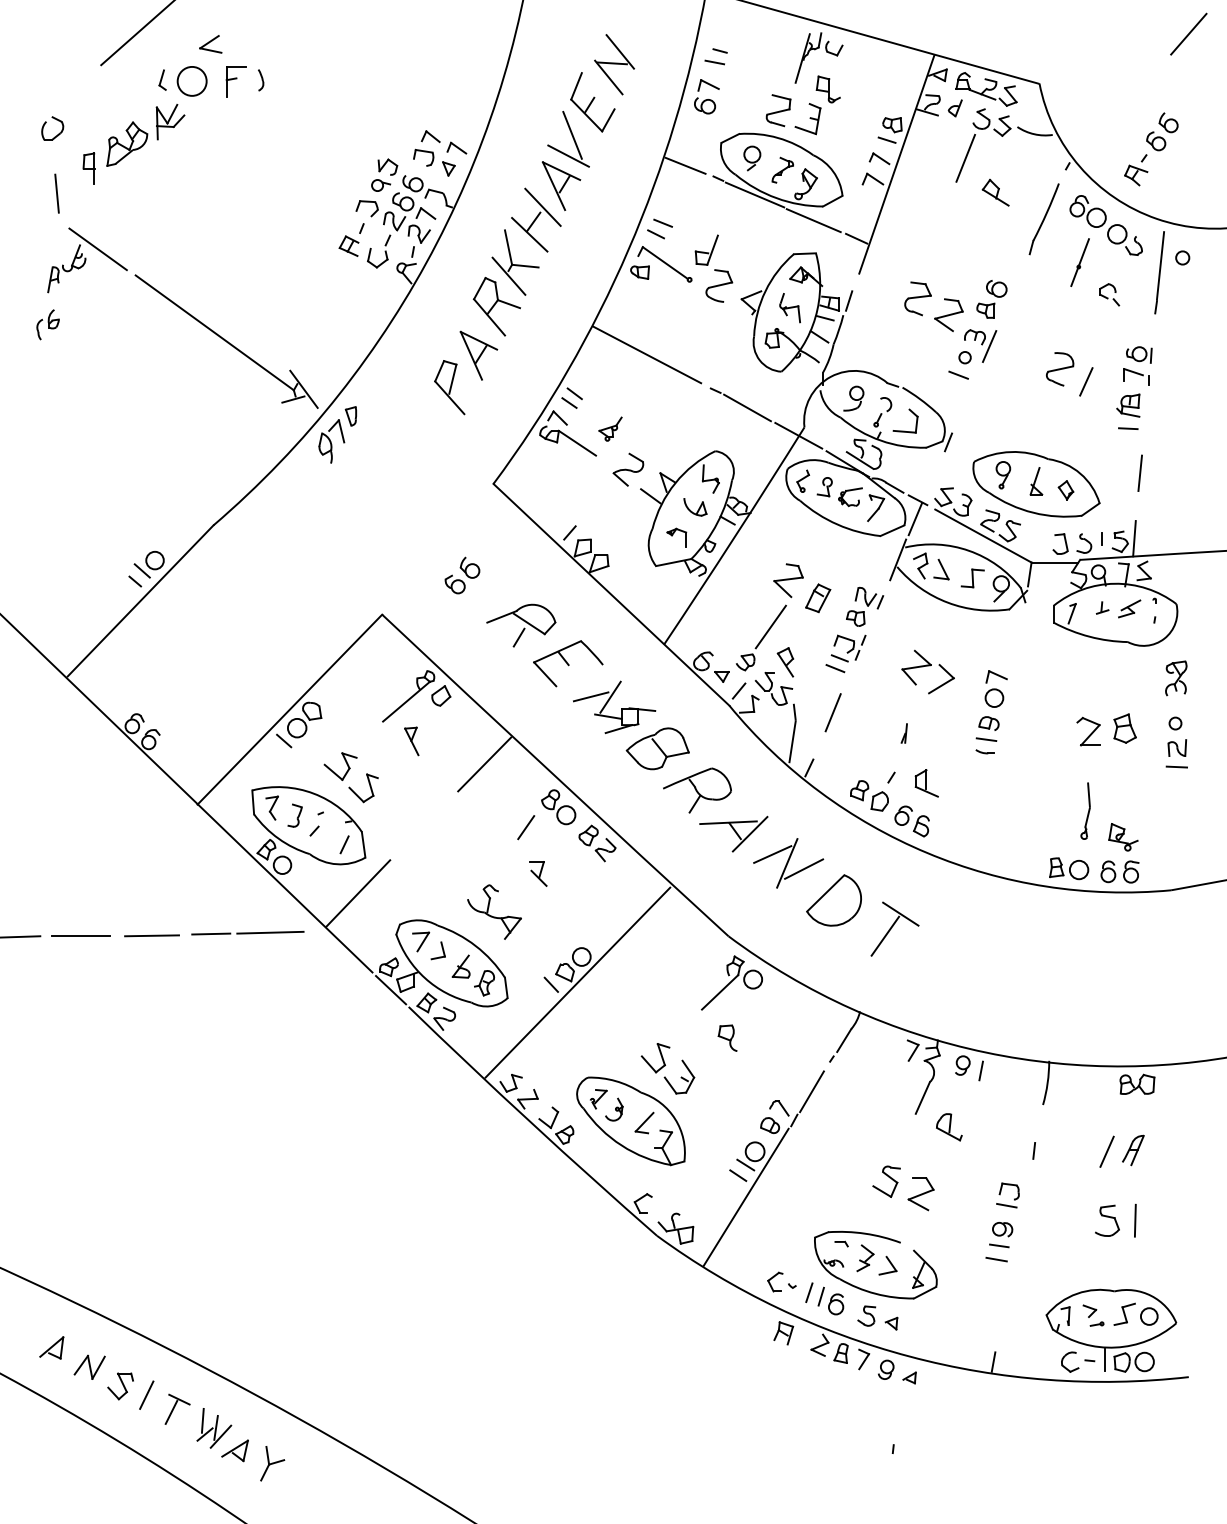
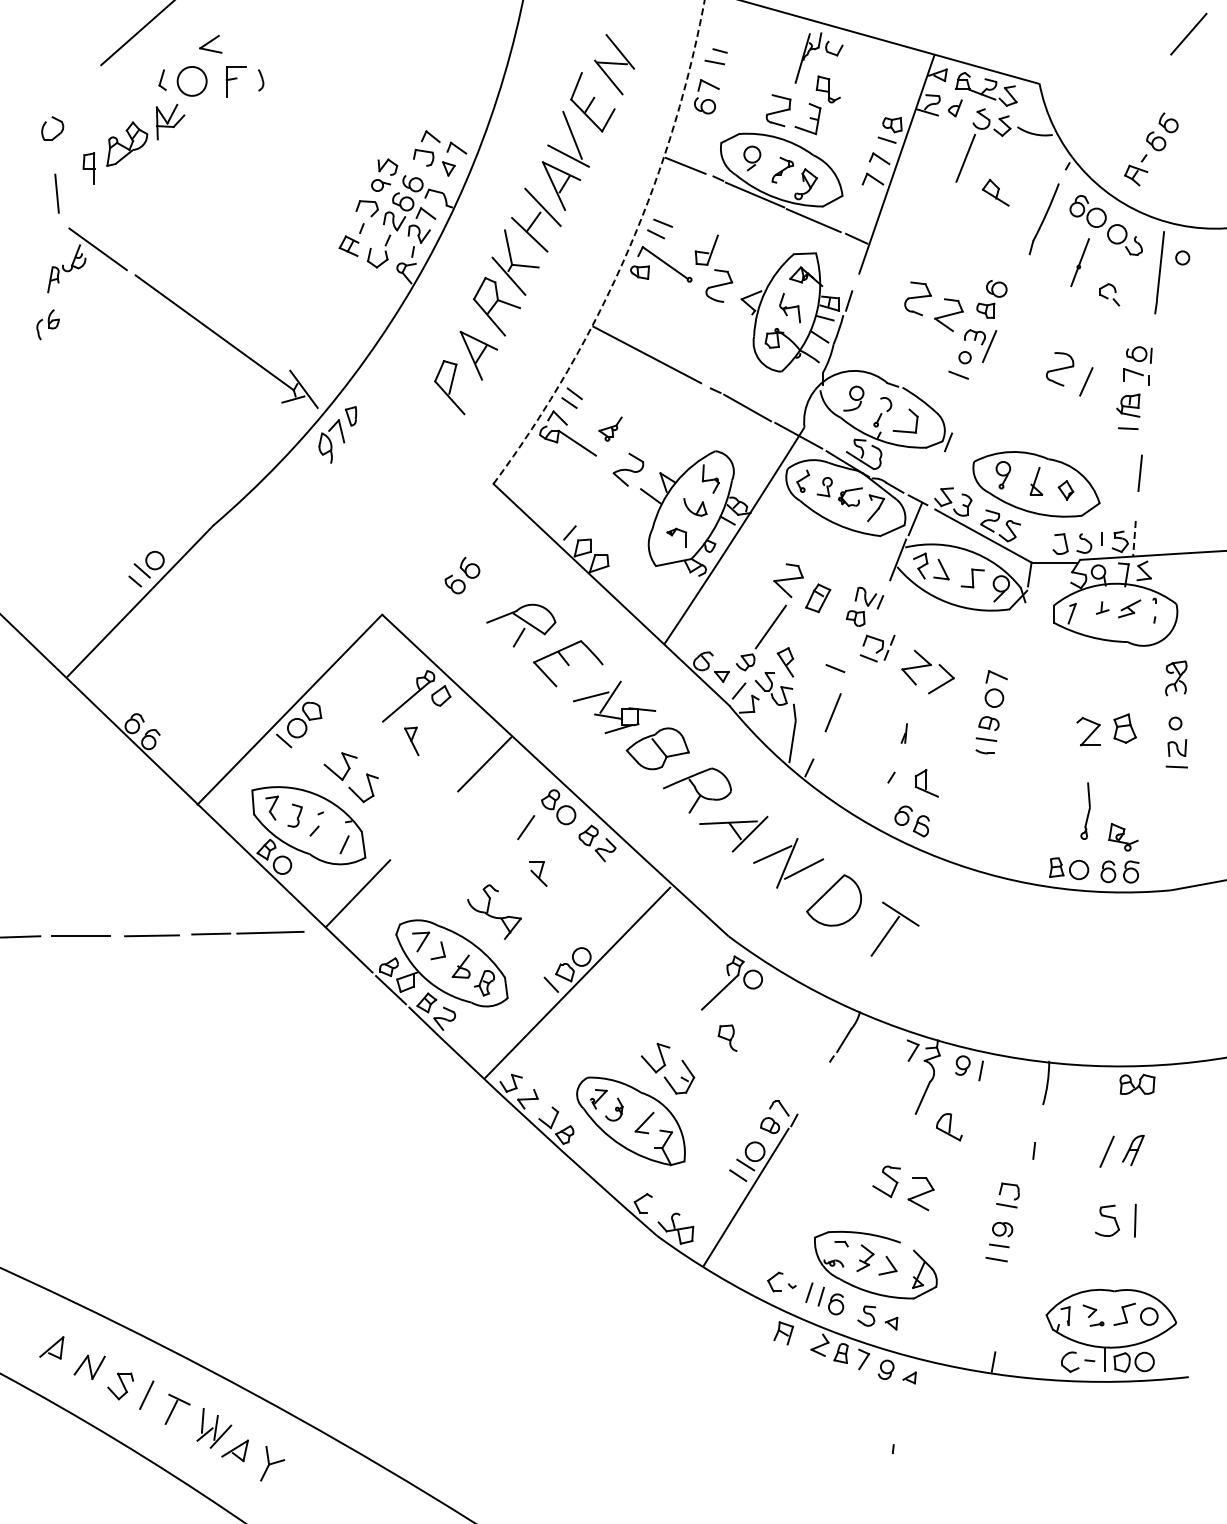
arc: solid -> dashed (626, 253)
line: solid -> dashed (1134, 538)
part position: (848, 648) -> (877, 648) (877, 648)
part: present -> none (869, 795)
line: present -> none (811, 1091)
